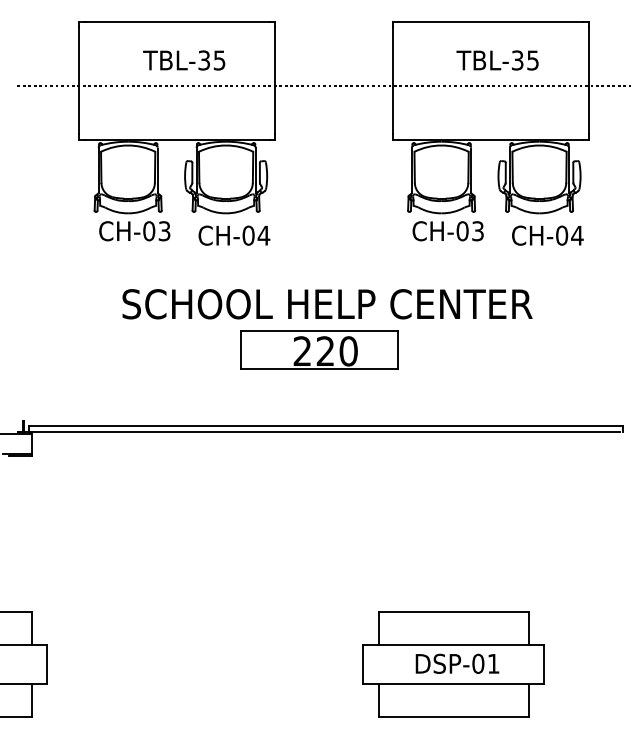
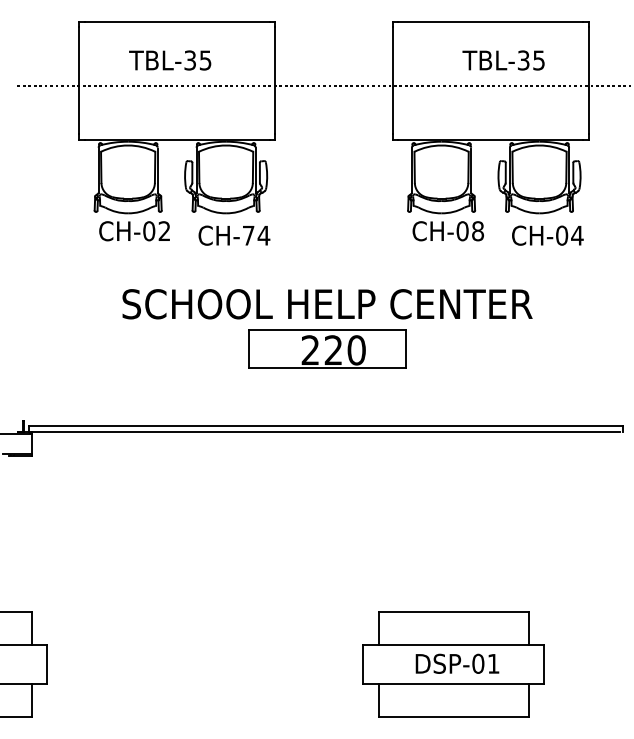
text position: (184, 60) -> (170, 60) (170, 60)
text position: (497, 60) -> (503, 60) (503, 60)
text: CH-03 -> CH-02 (164, 231)
text: CH-03 -> CH-08 (478, 231)
text: CH-04 -> CH-74 (248, 235)
part position: (319, 349) -> (327, 348) (327, 348)
